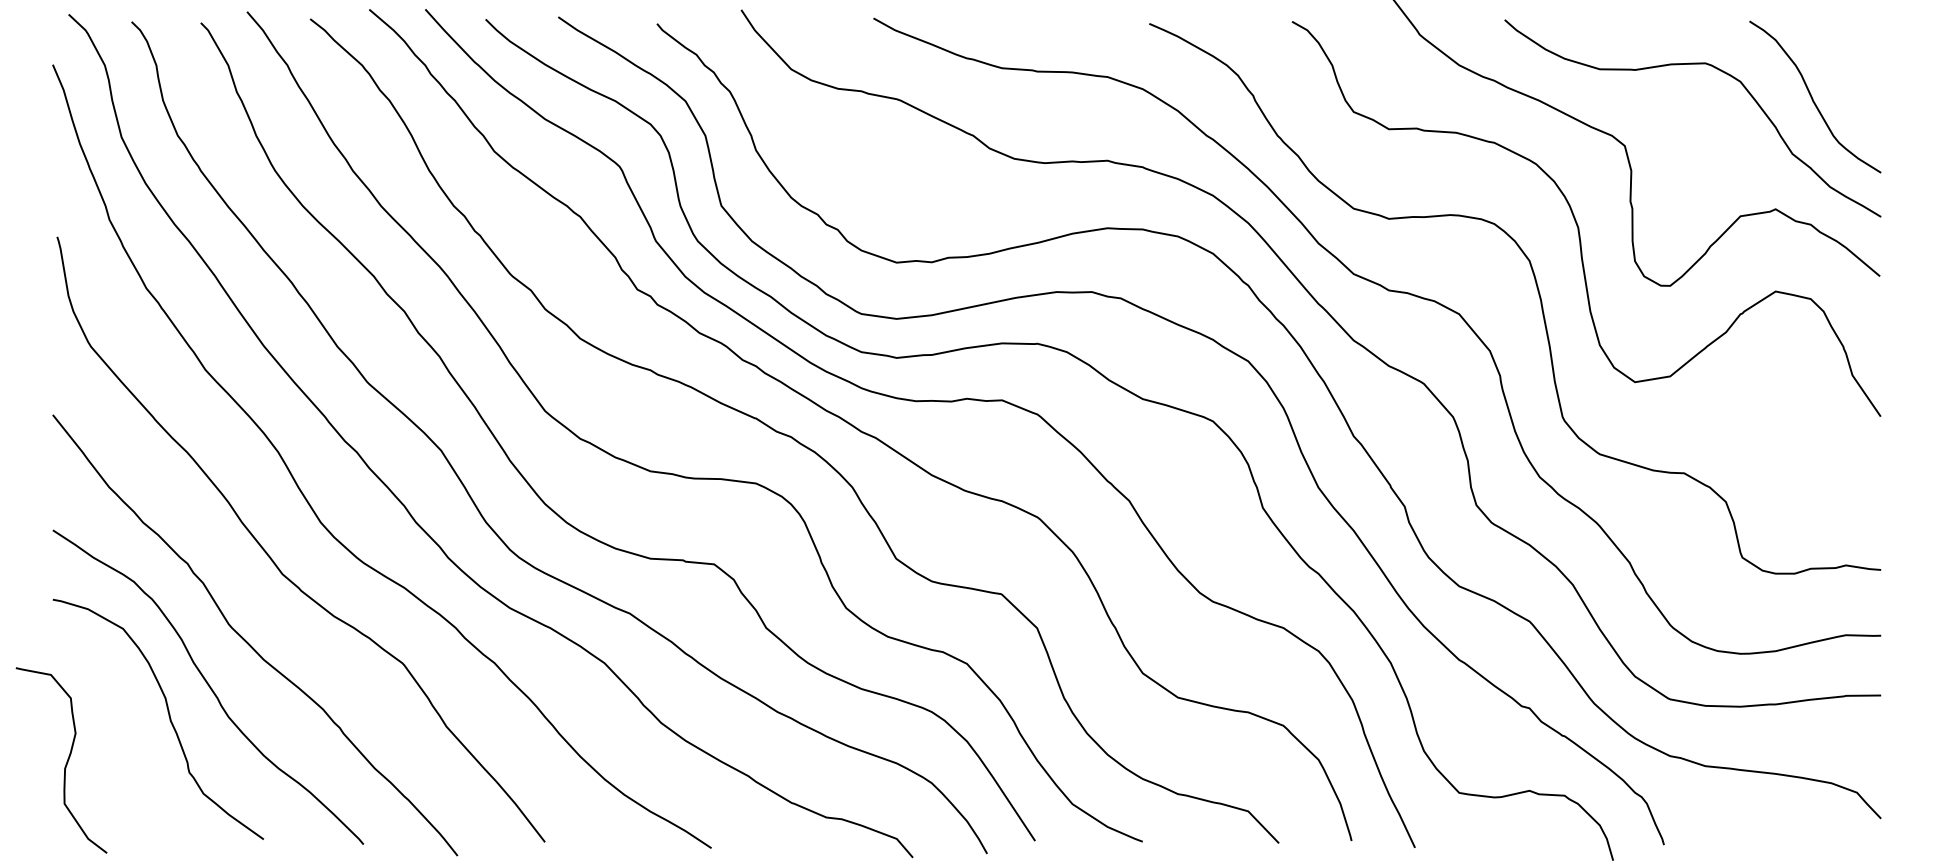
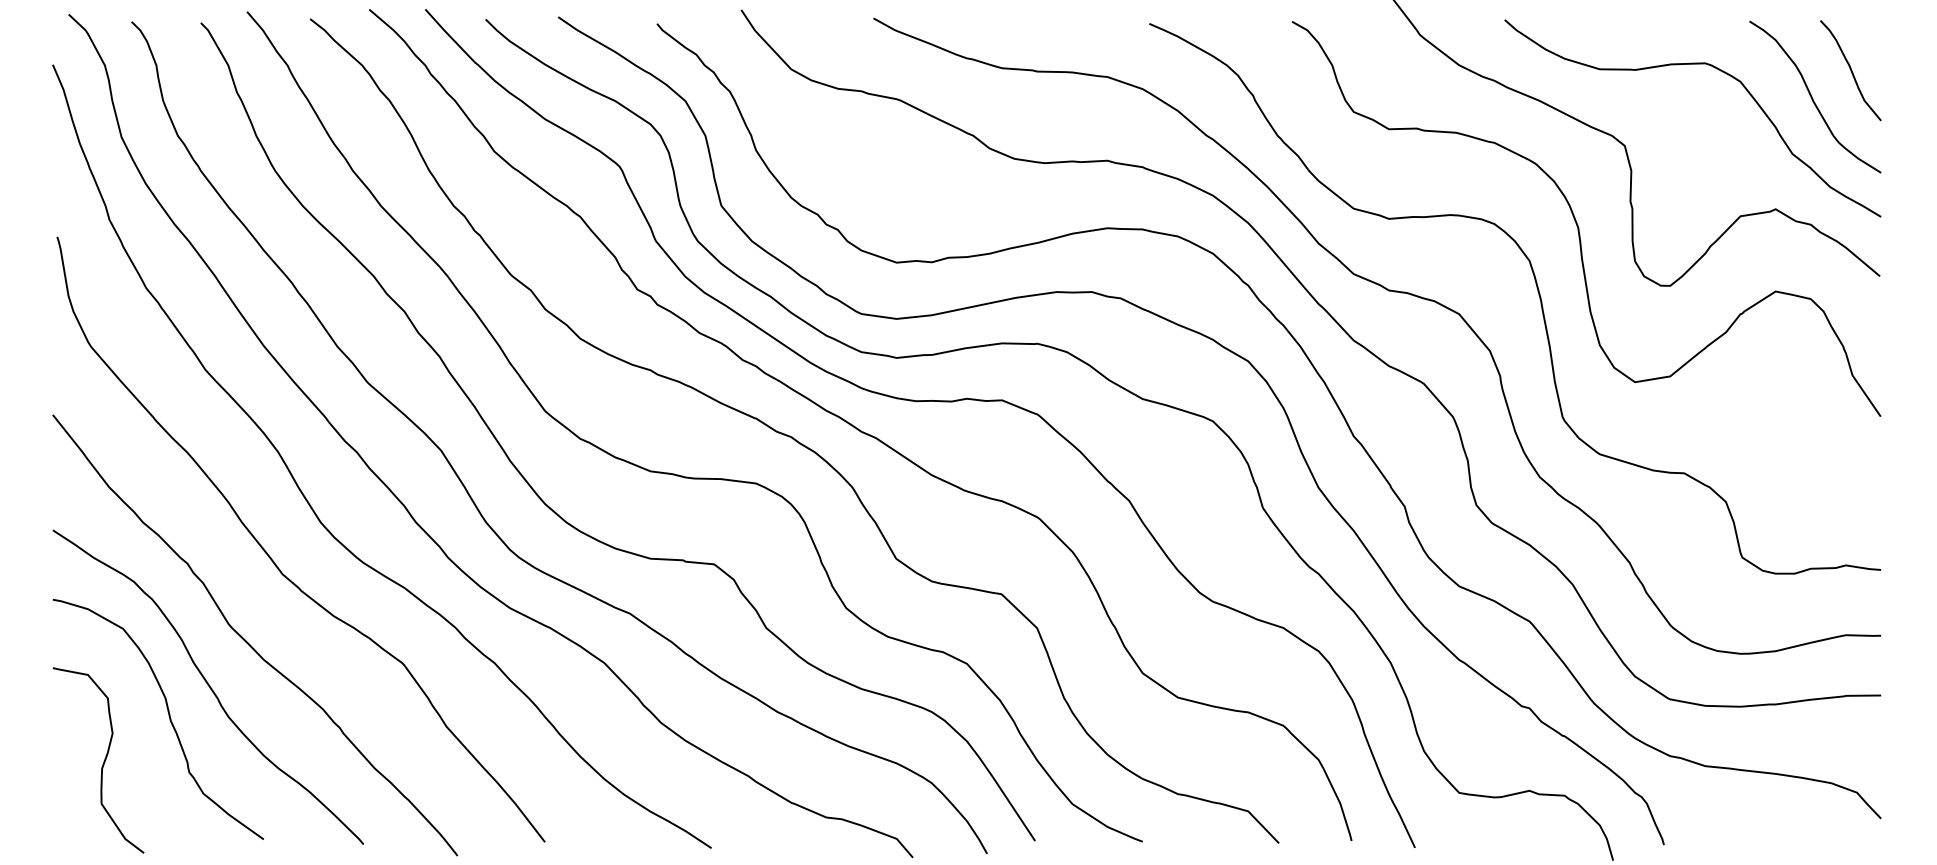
curve: none -> present (1850, 70)
curve position: (66, 761) -> (103, 761) (103, 761)
